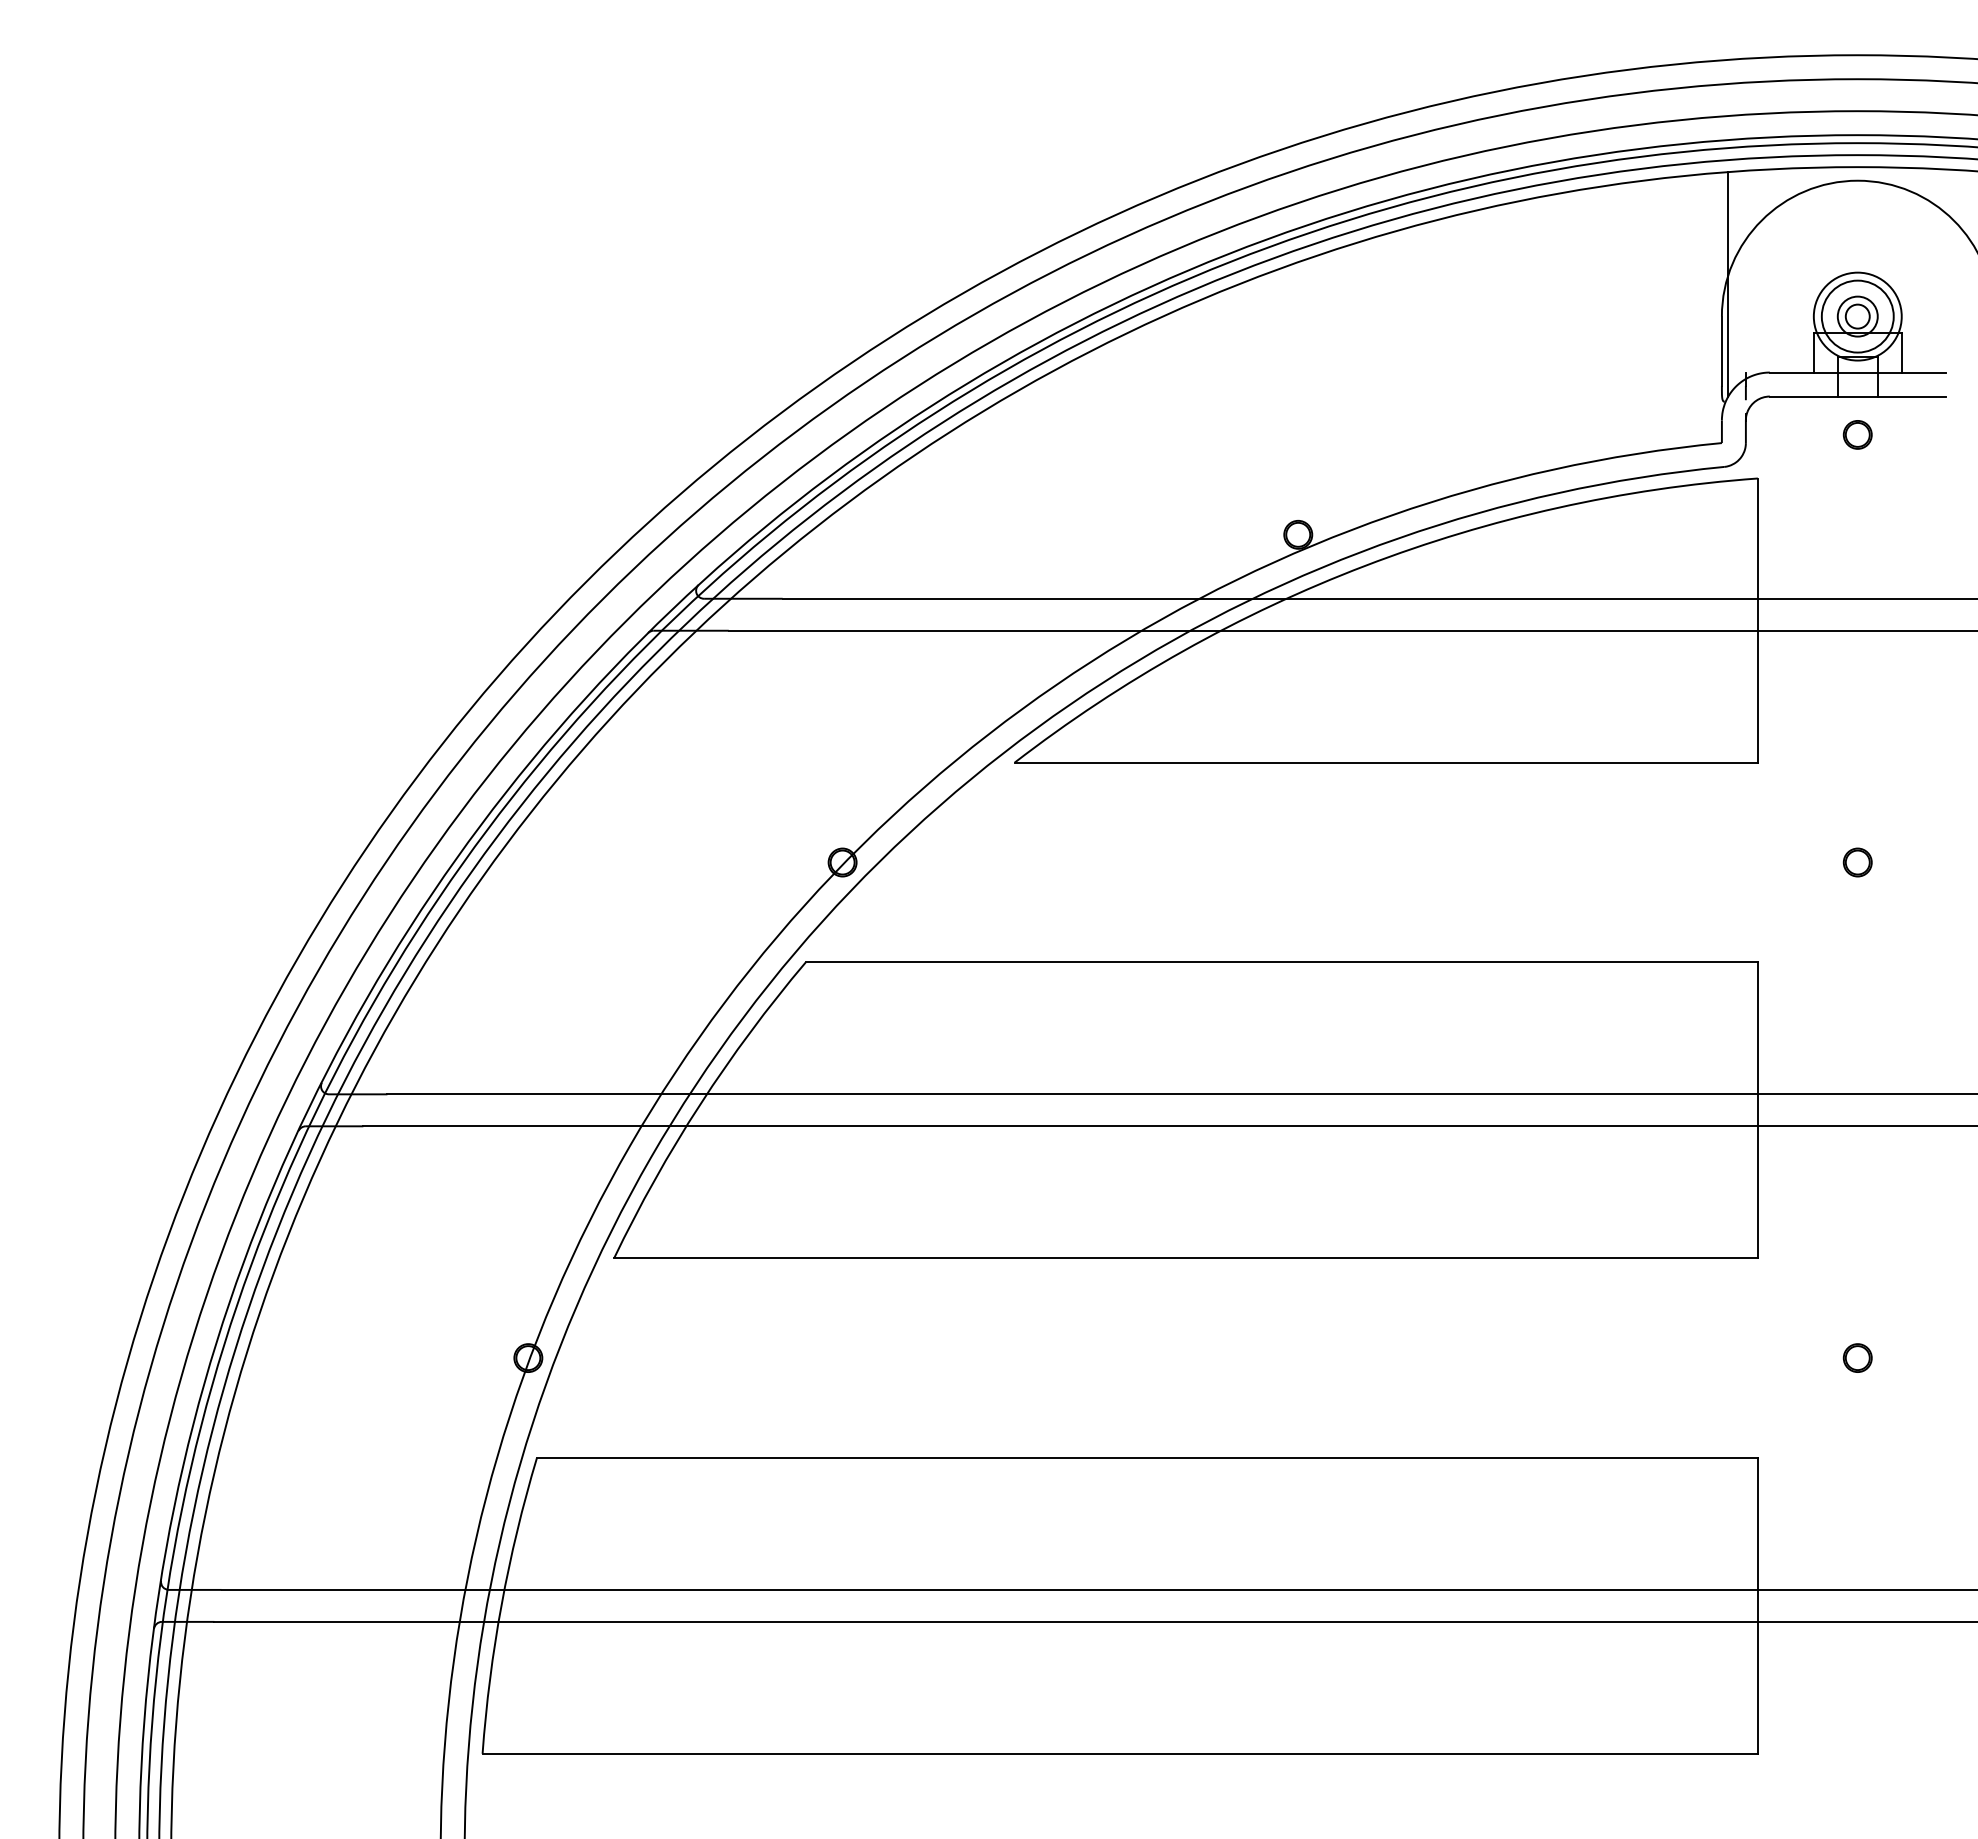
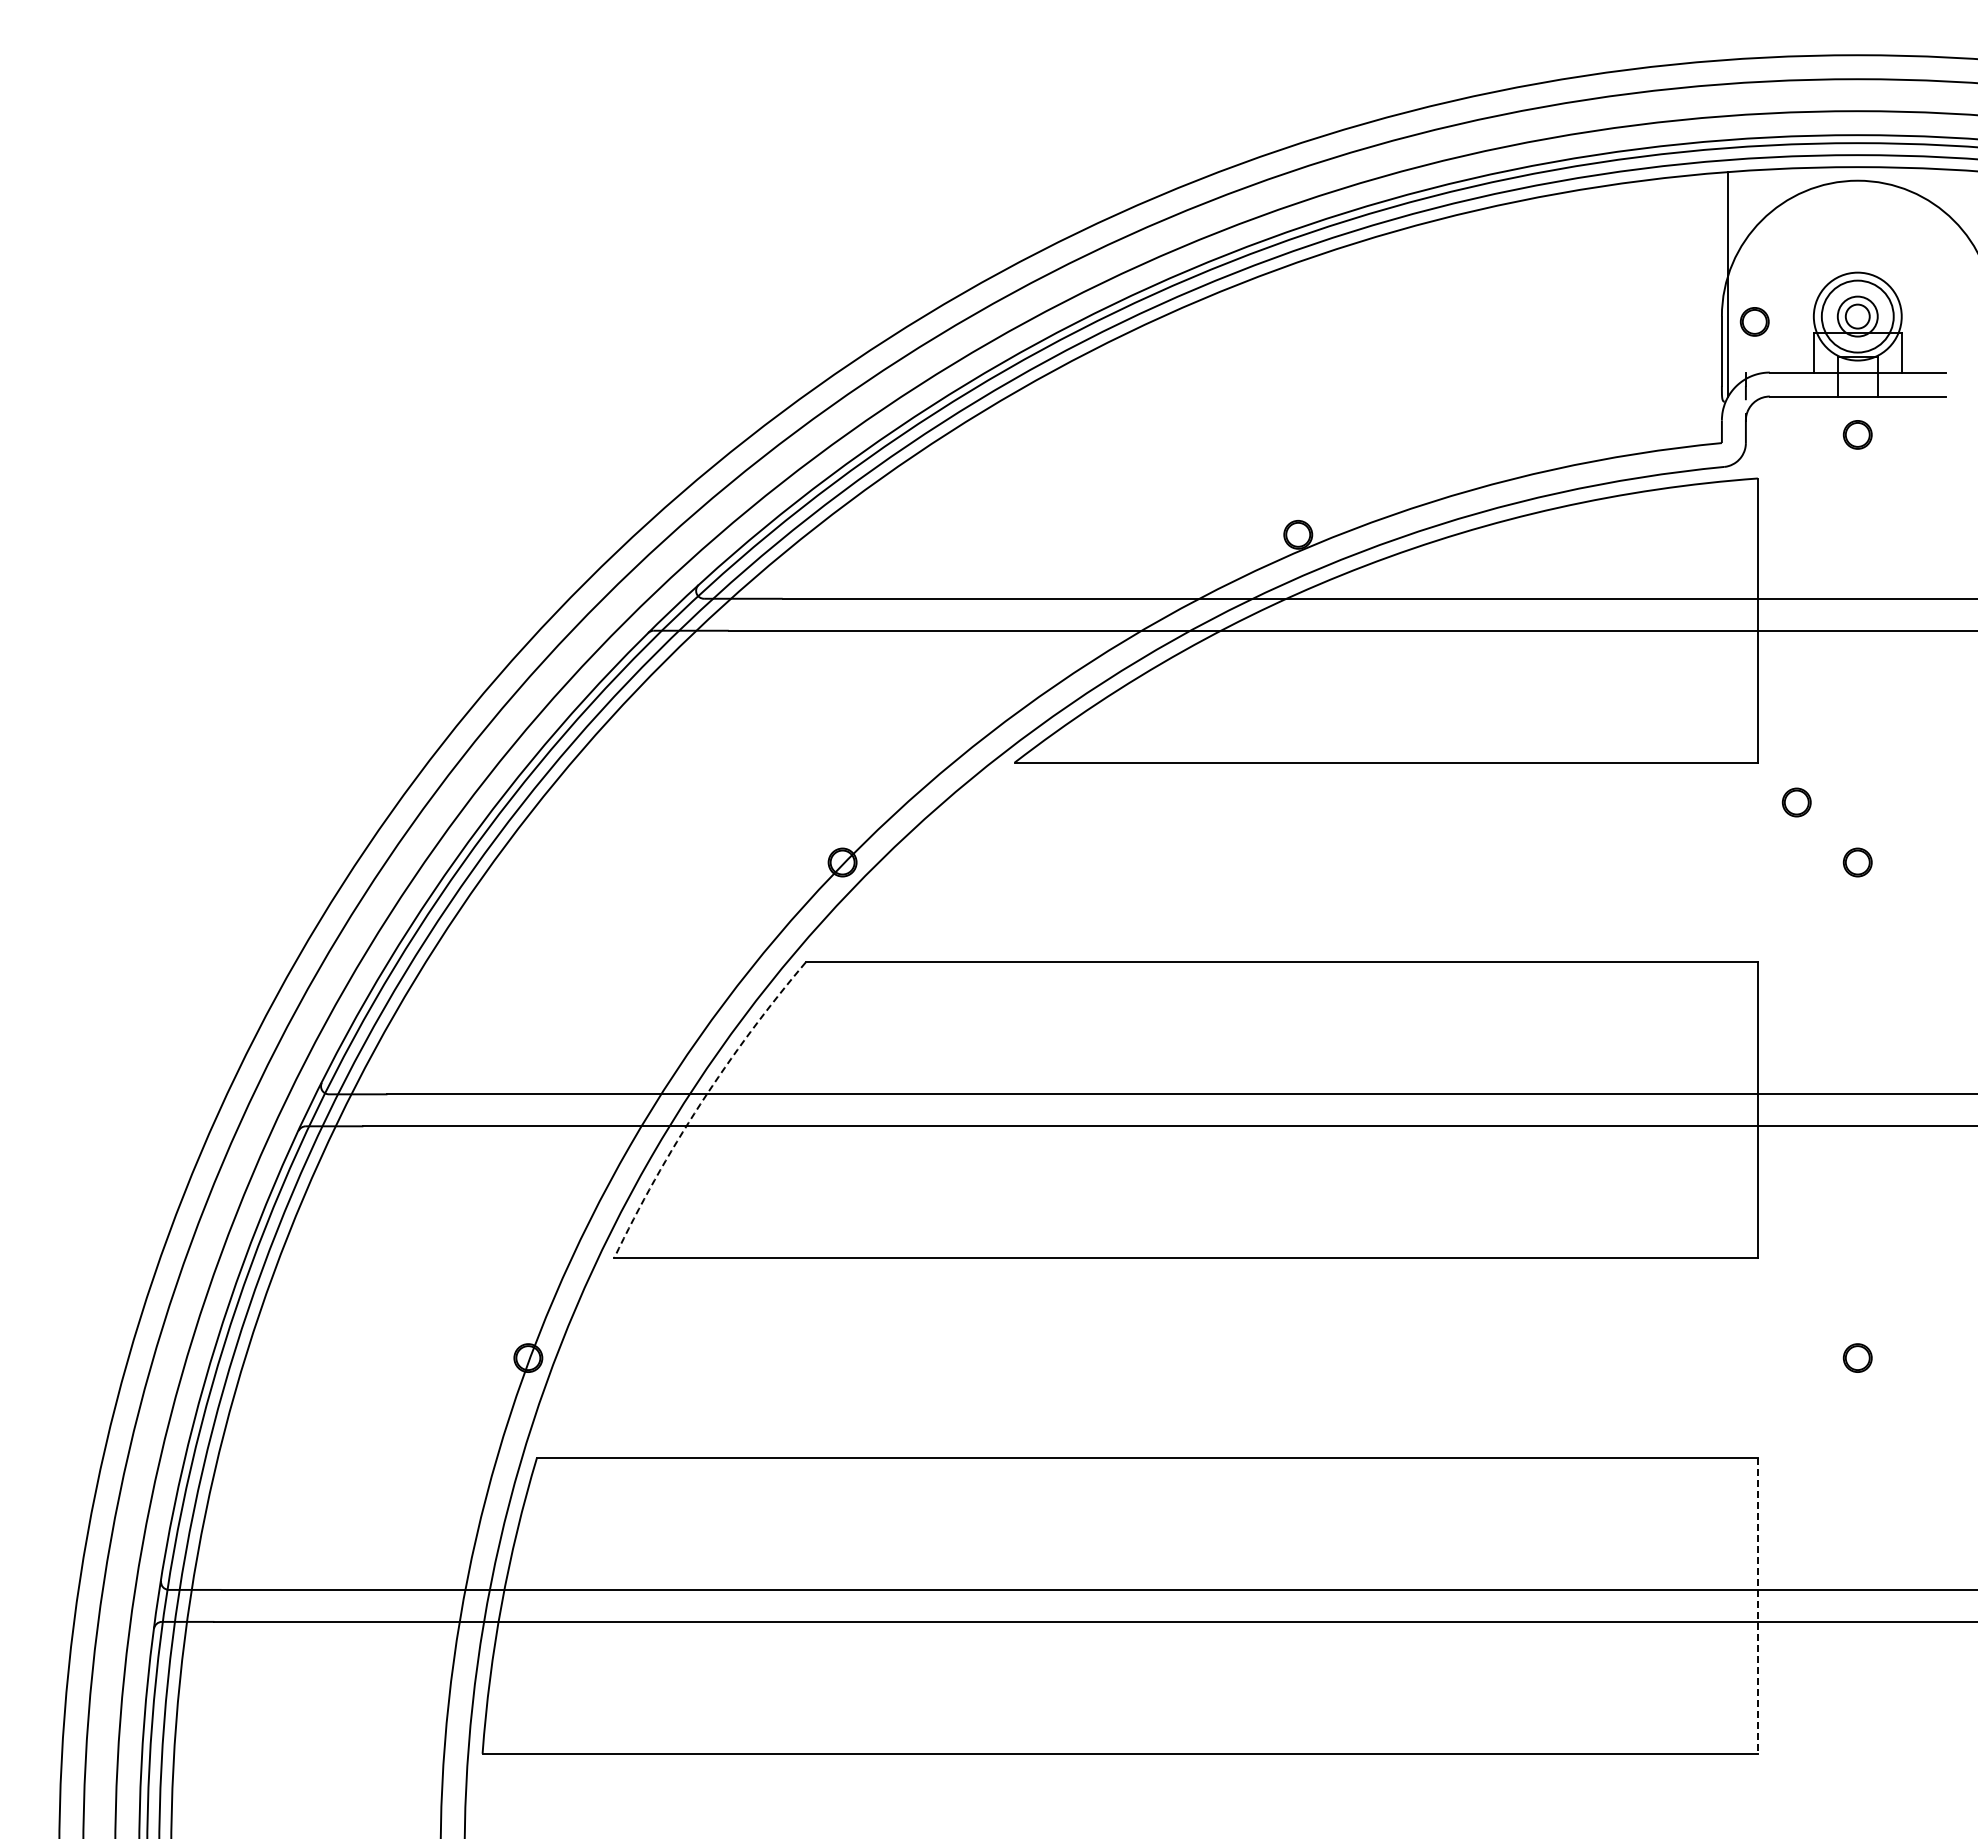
part: none -> present (1754, 321)
part: none -> present (1796, 802)
arc: solid -> dashed (700, 1104)
line: solid -> dashed (1757, 1605)
